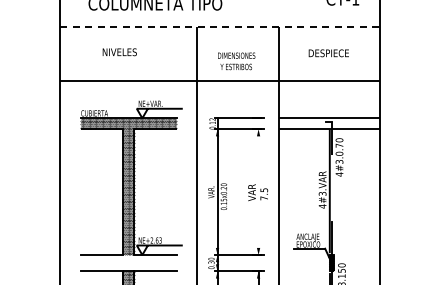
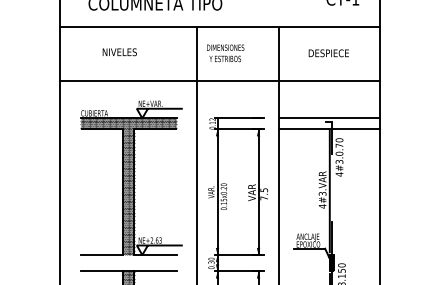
line: dashed -> solid (219, 26)
text position: (236, 61) -> (225, 53) (225, 53)
line: none -> present (258, 192)
